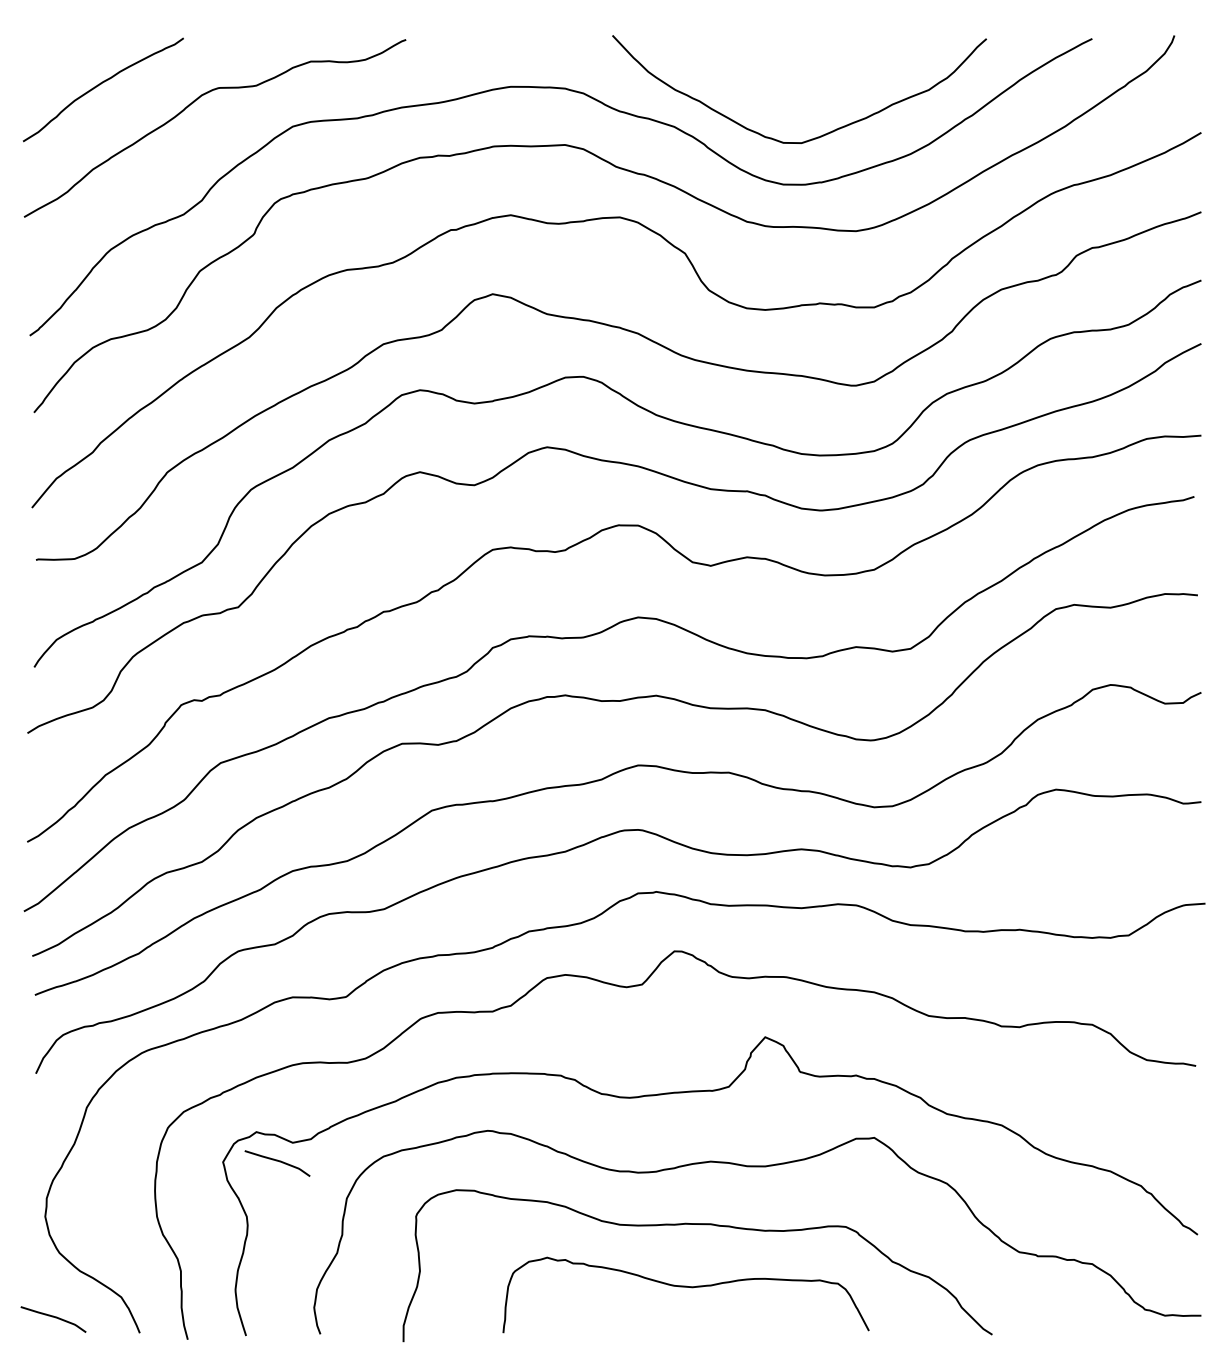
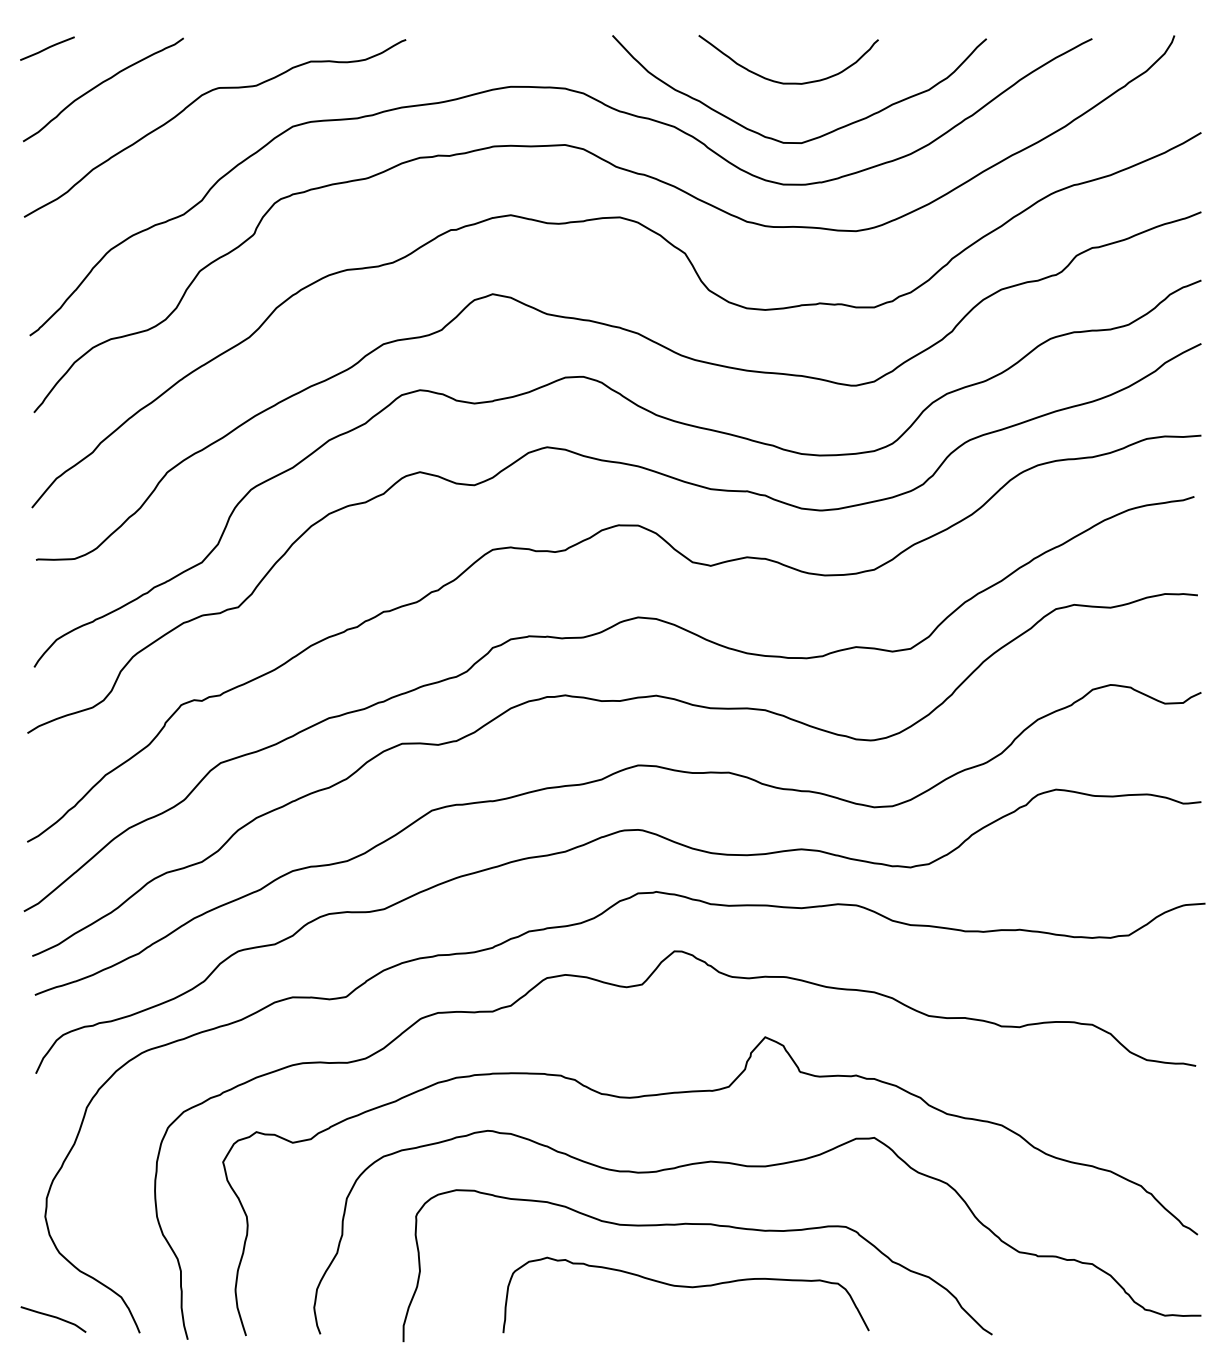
line: none -> present (47, 48)
curve: none -> present (788, 82)
curve: present -> none (277, 1161)
